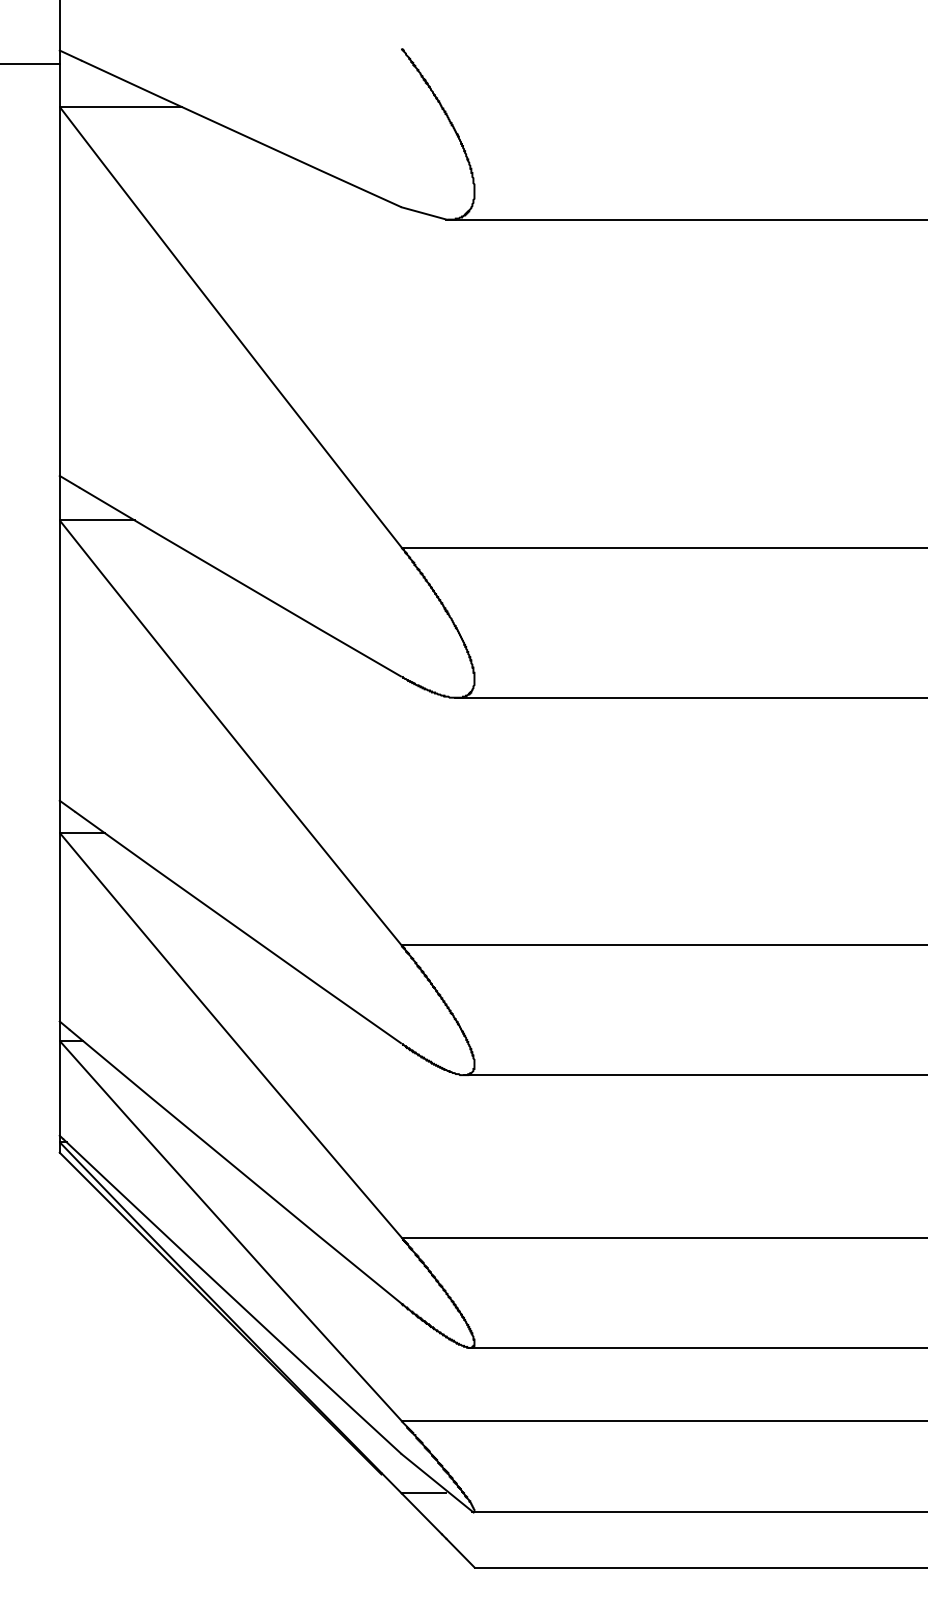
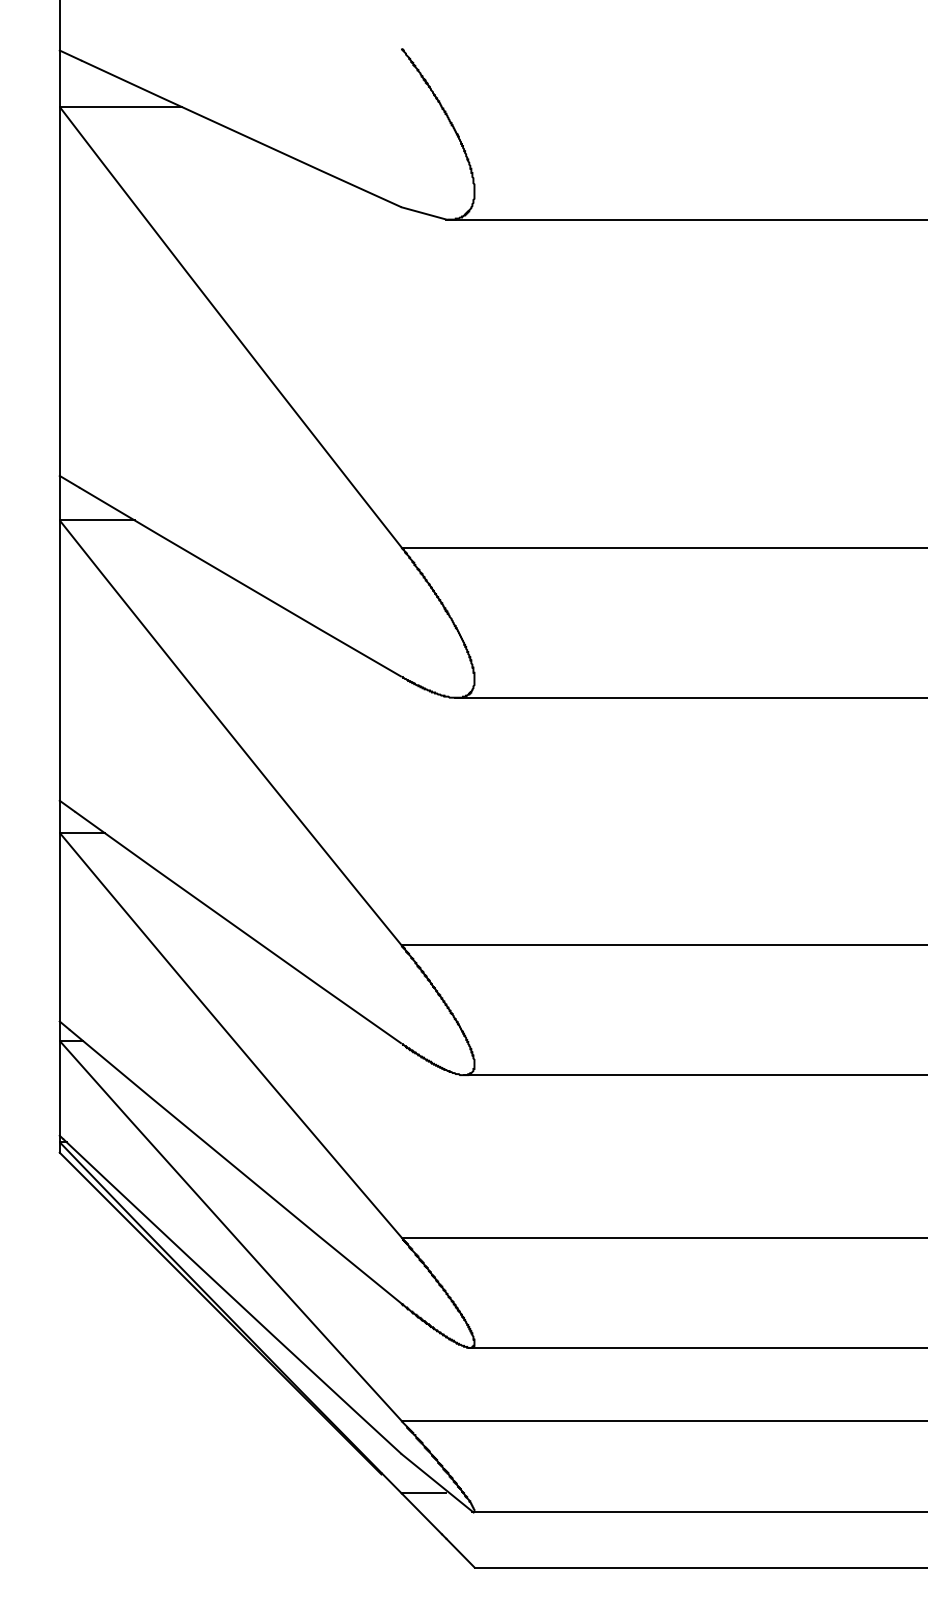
line: present -> none (30, 63)
